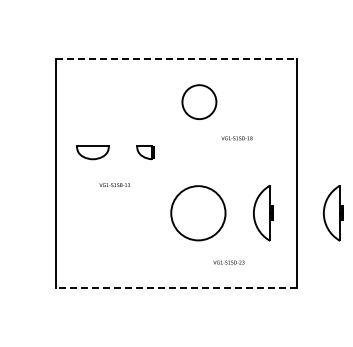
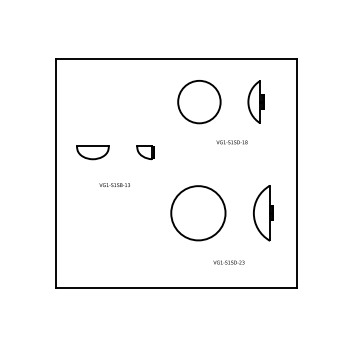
line: dashed -> solid (176, 58)
part size: 37x36 px -> 45x45 px (199, 102)
part: none -> present (255, 101)
text position: (236, 138) -> (231, 142) (231, 142)
part: present -> none (333, 213)
line: dashed -> solid (176, 288)
